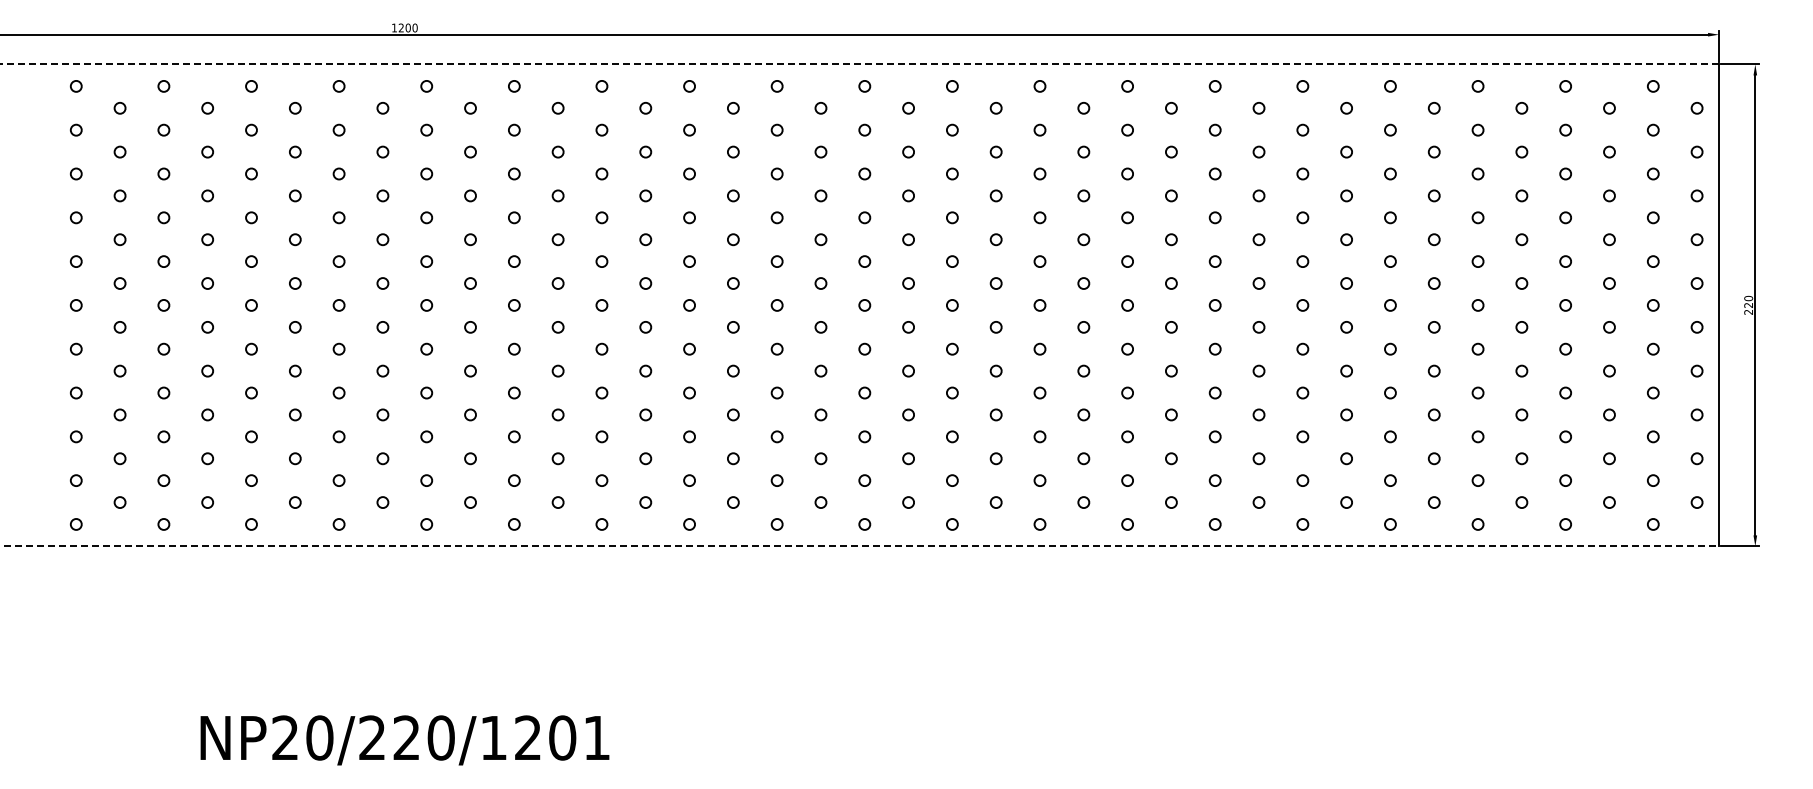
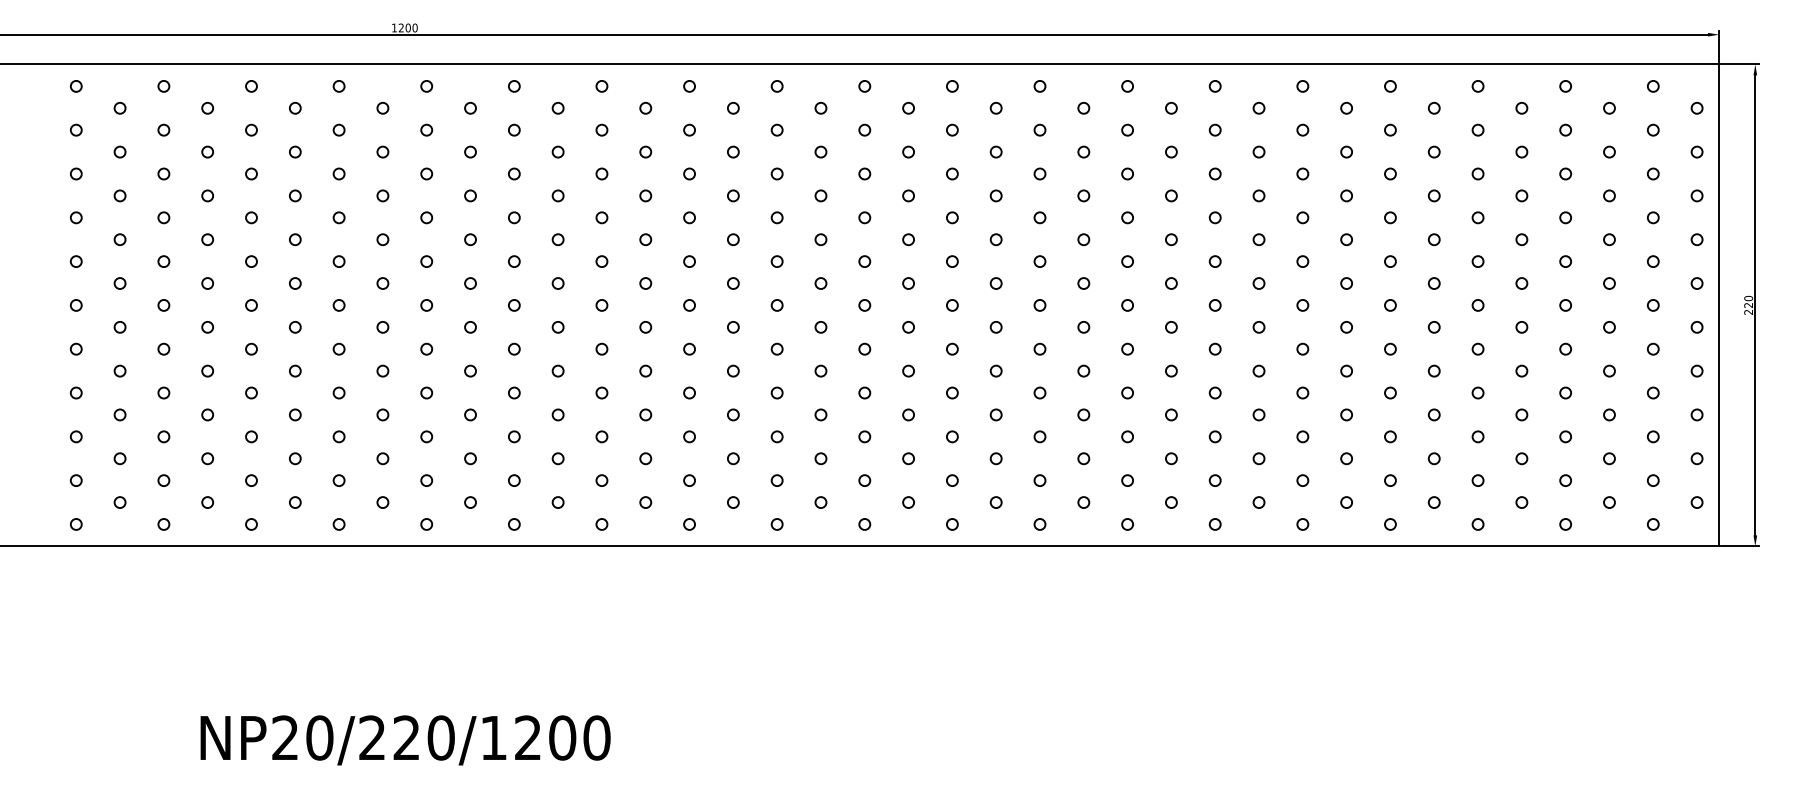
line: dashed -> solid (859, 64)
line: dashed -> solid (860, 546)
text: NP20/220/1201 -> NP20/220/1200 (596, 737)
